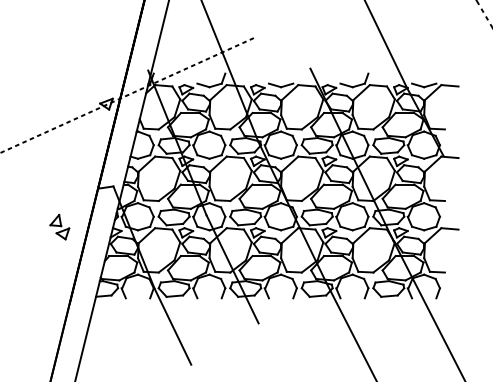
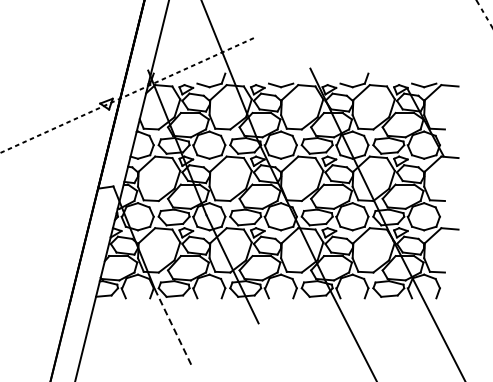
line: present -> none (386, 45)
part: present -> none (59, 226)
line: solid -> dashed (172, 326)
